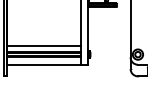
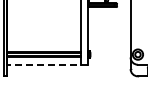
line: present -> none (43, 46)
line: solid -> dashed (47, 64)
